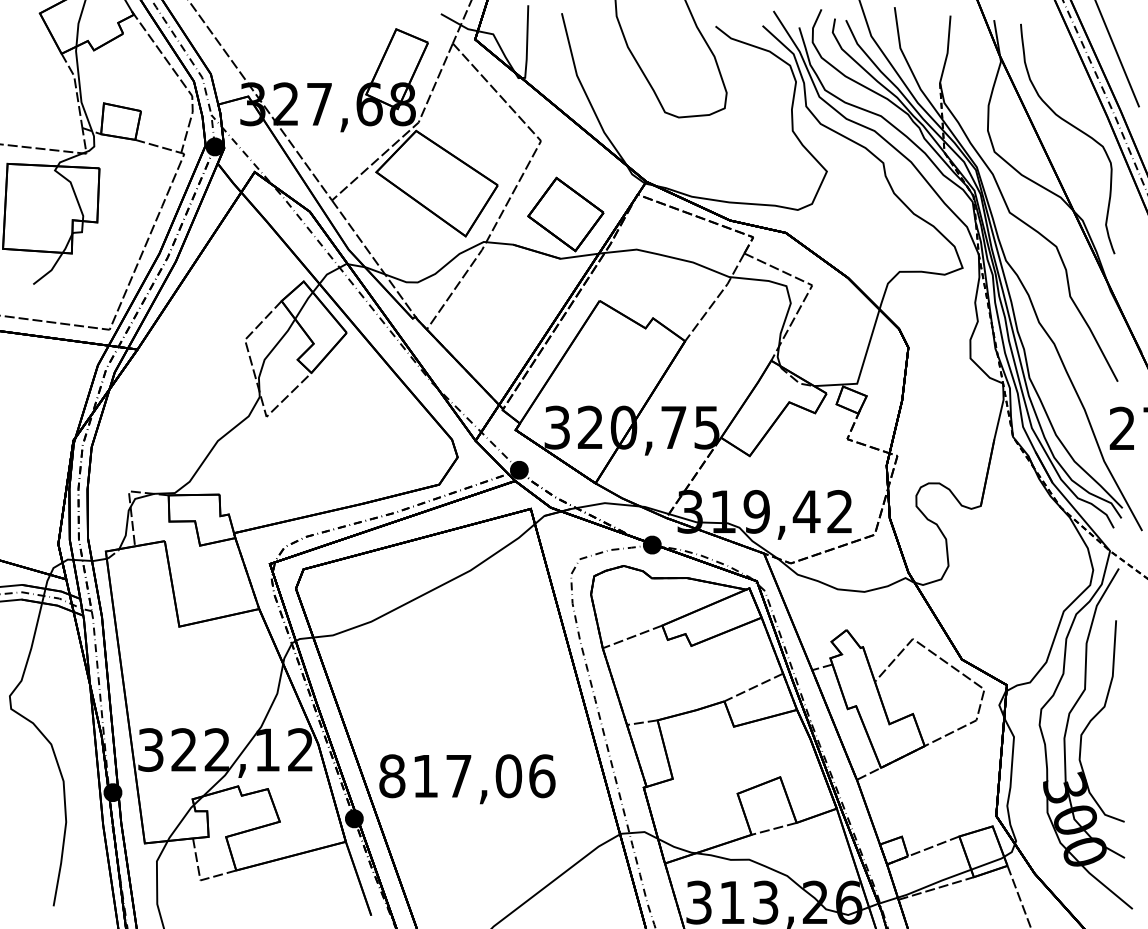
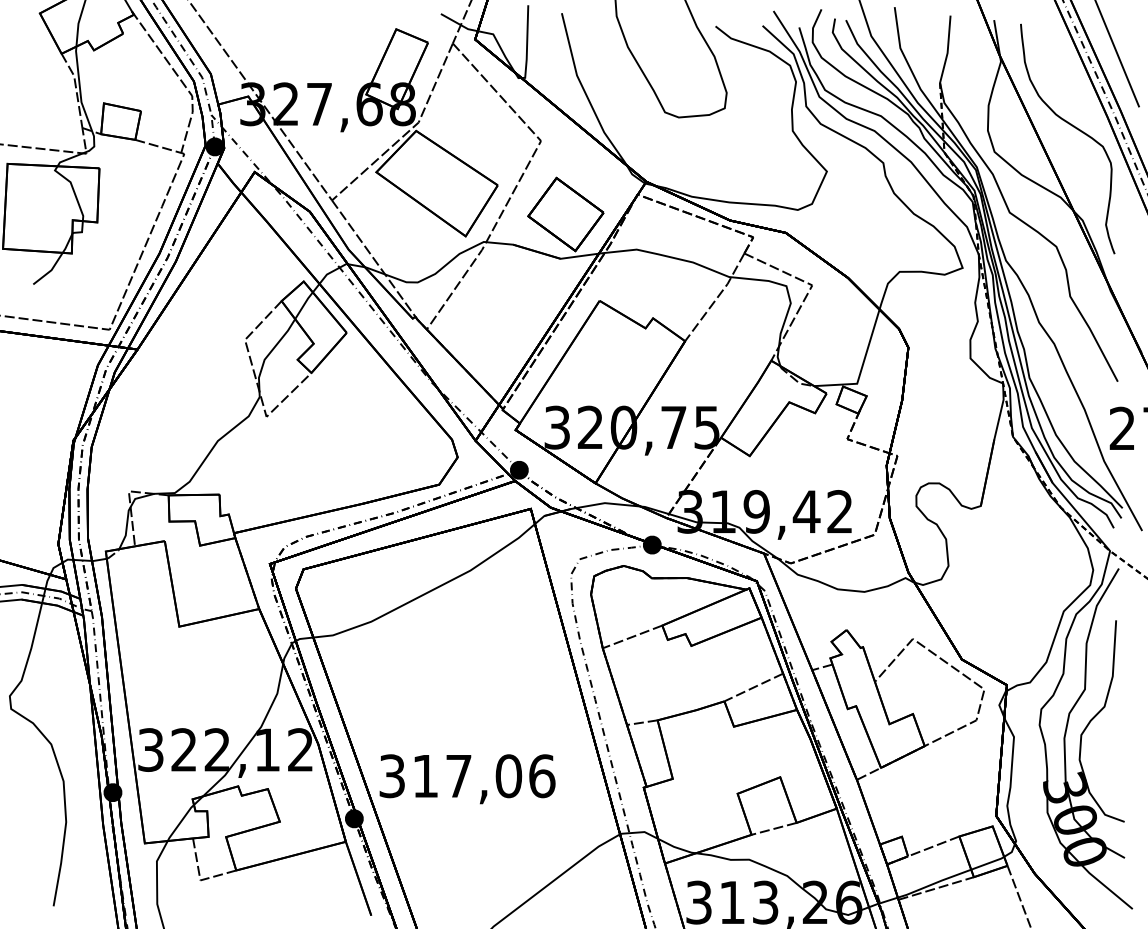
text: 817,06 -> 317,06 (392, 776)
